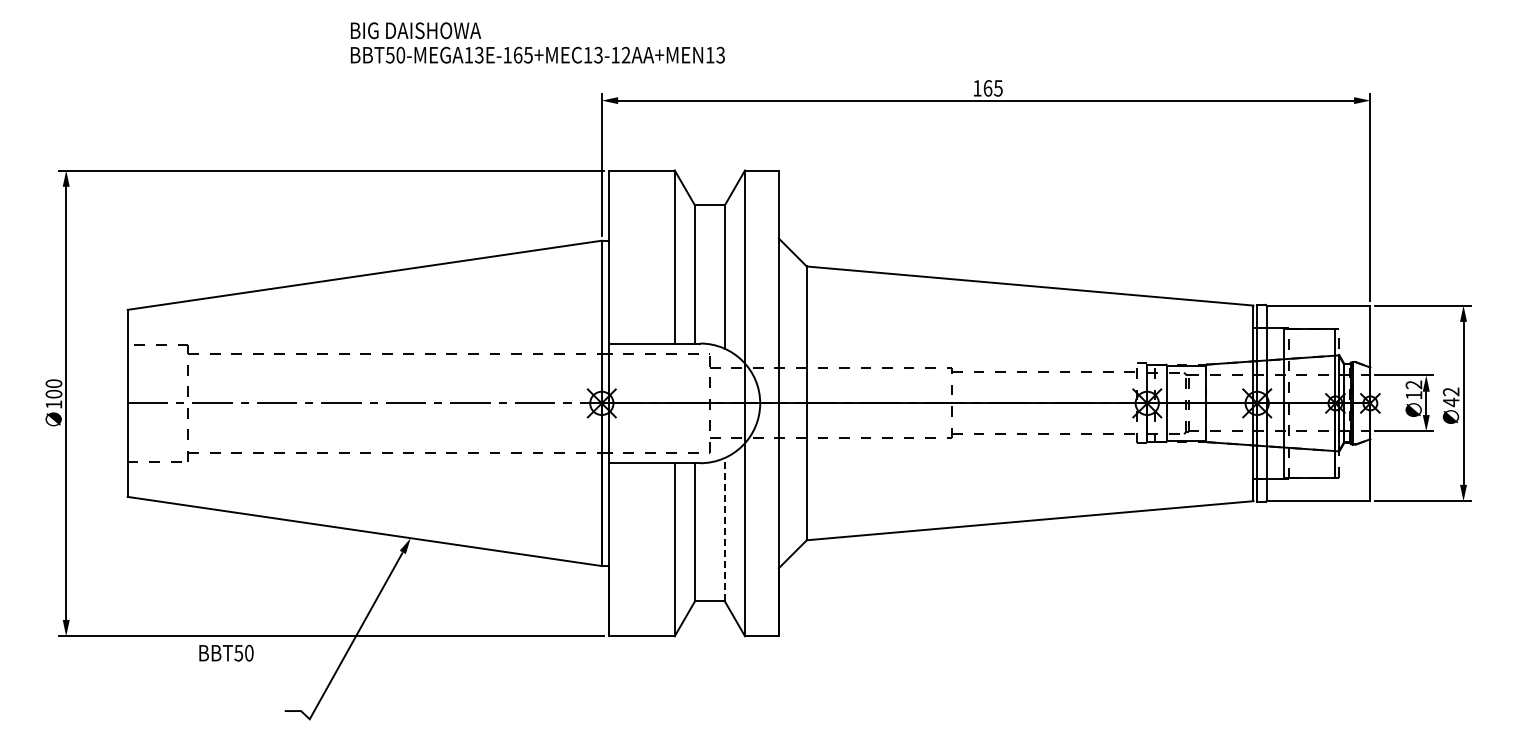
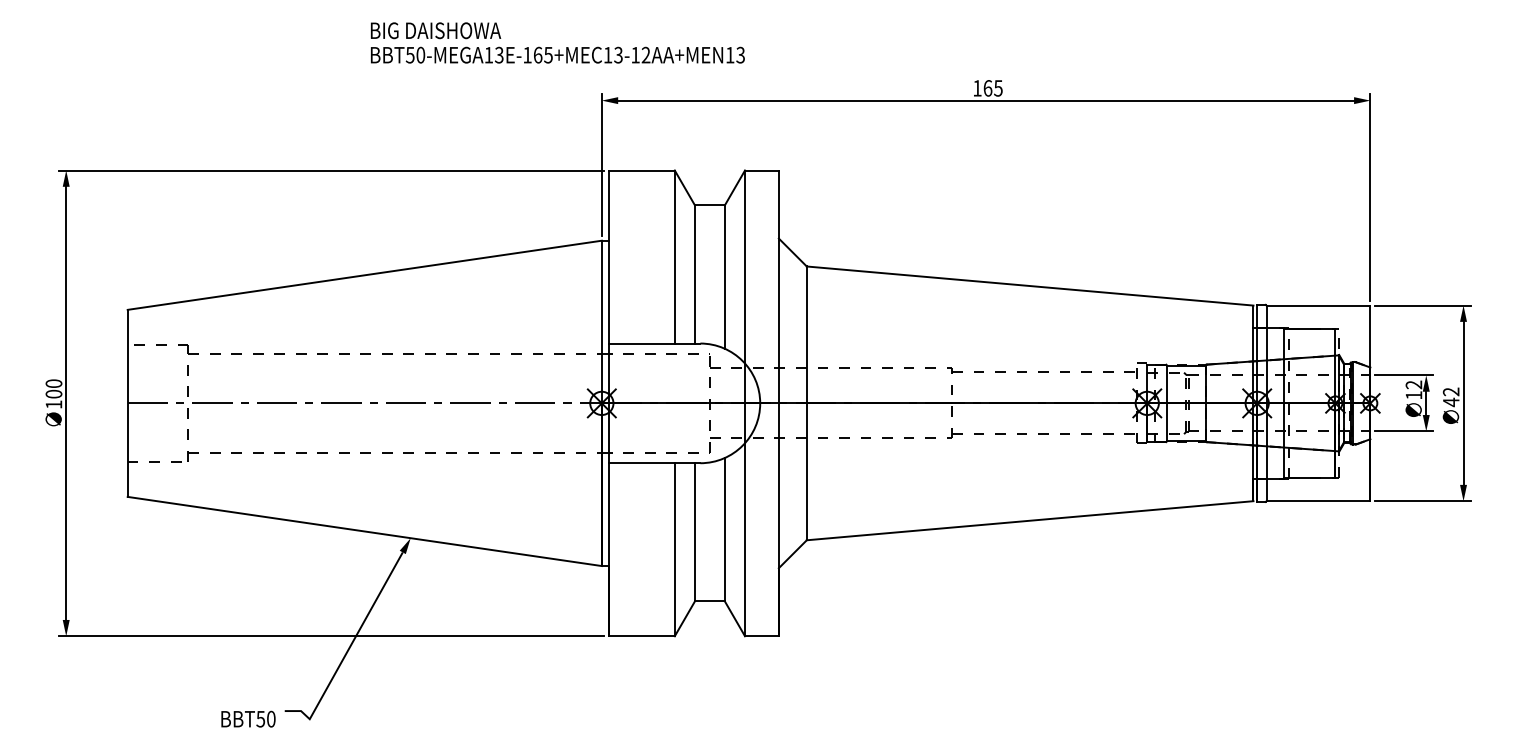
text position: (537, 42) -> (557, 42) (557, 42)
line: dashed -> solid (724, 529)
text position: (226, 652) -> (248, 718) (248, 718)
